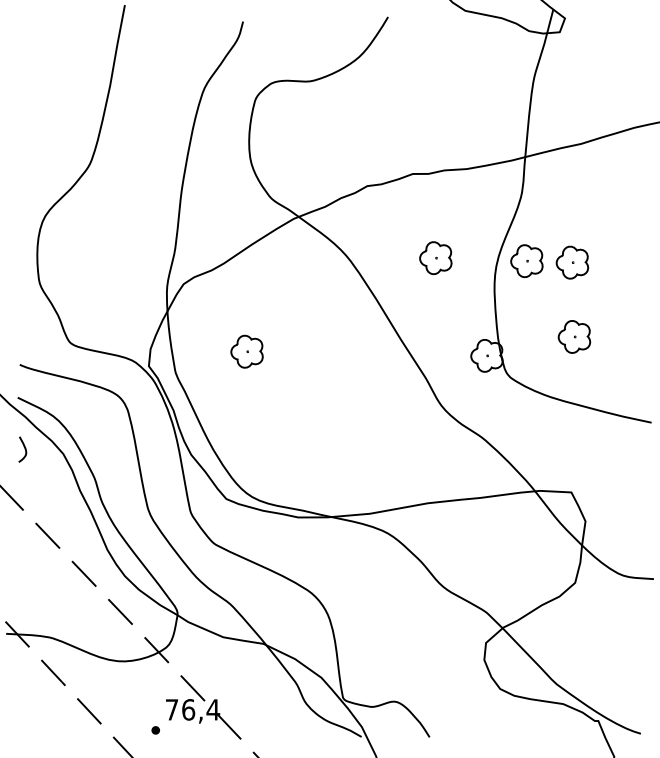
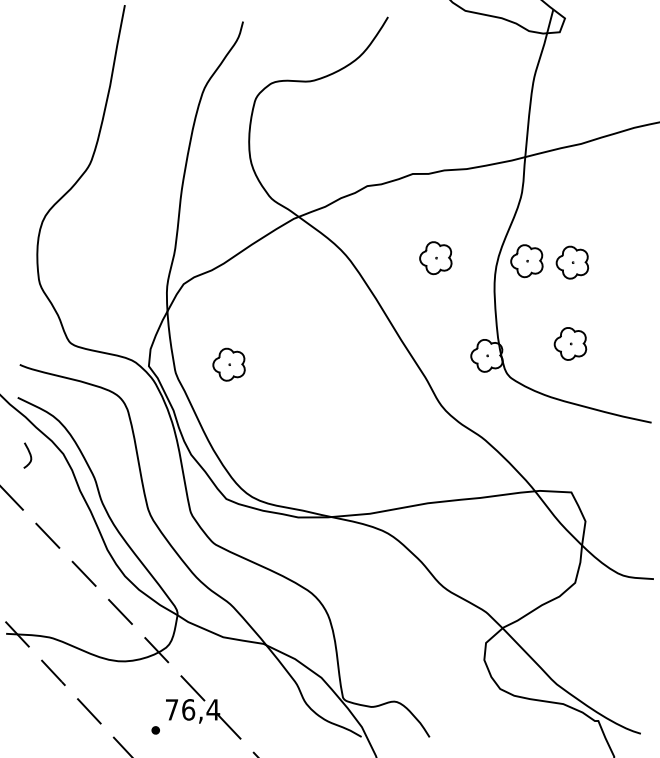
part position: (574, 336) -> (570, 343) (570, 343)
part position: (246, 351) -> (228, 364) (228, 364)
curve position: (24, 449) -> (29, 455) (29, 455)
